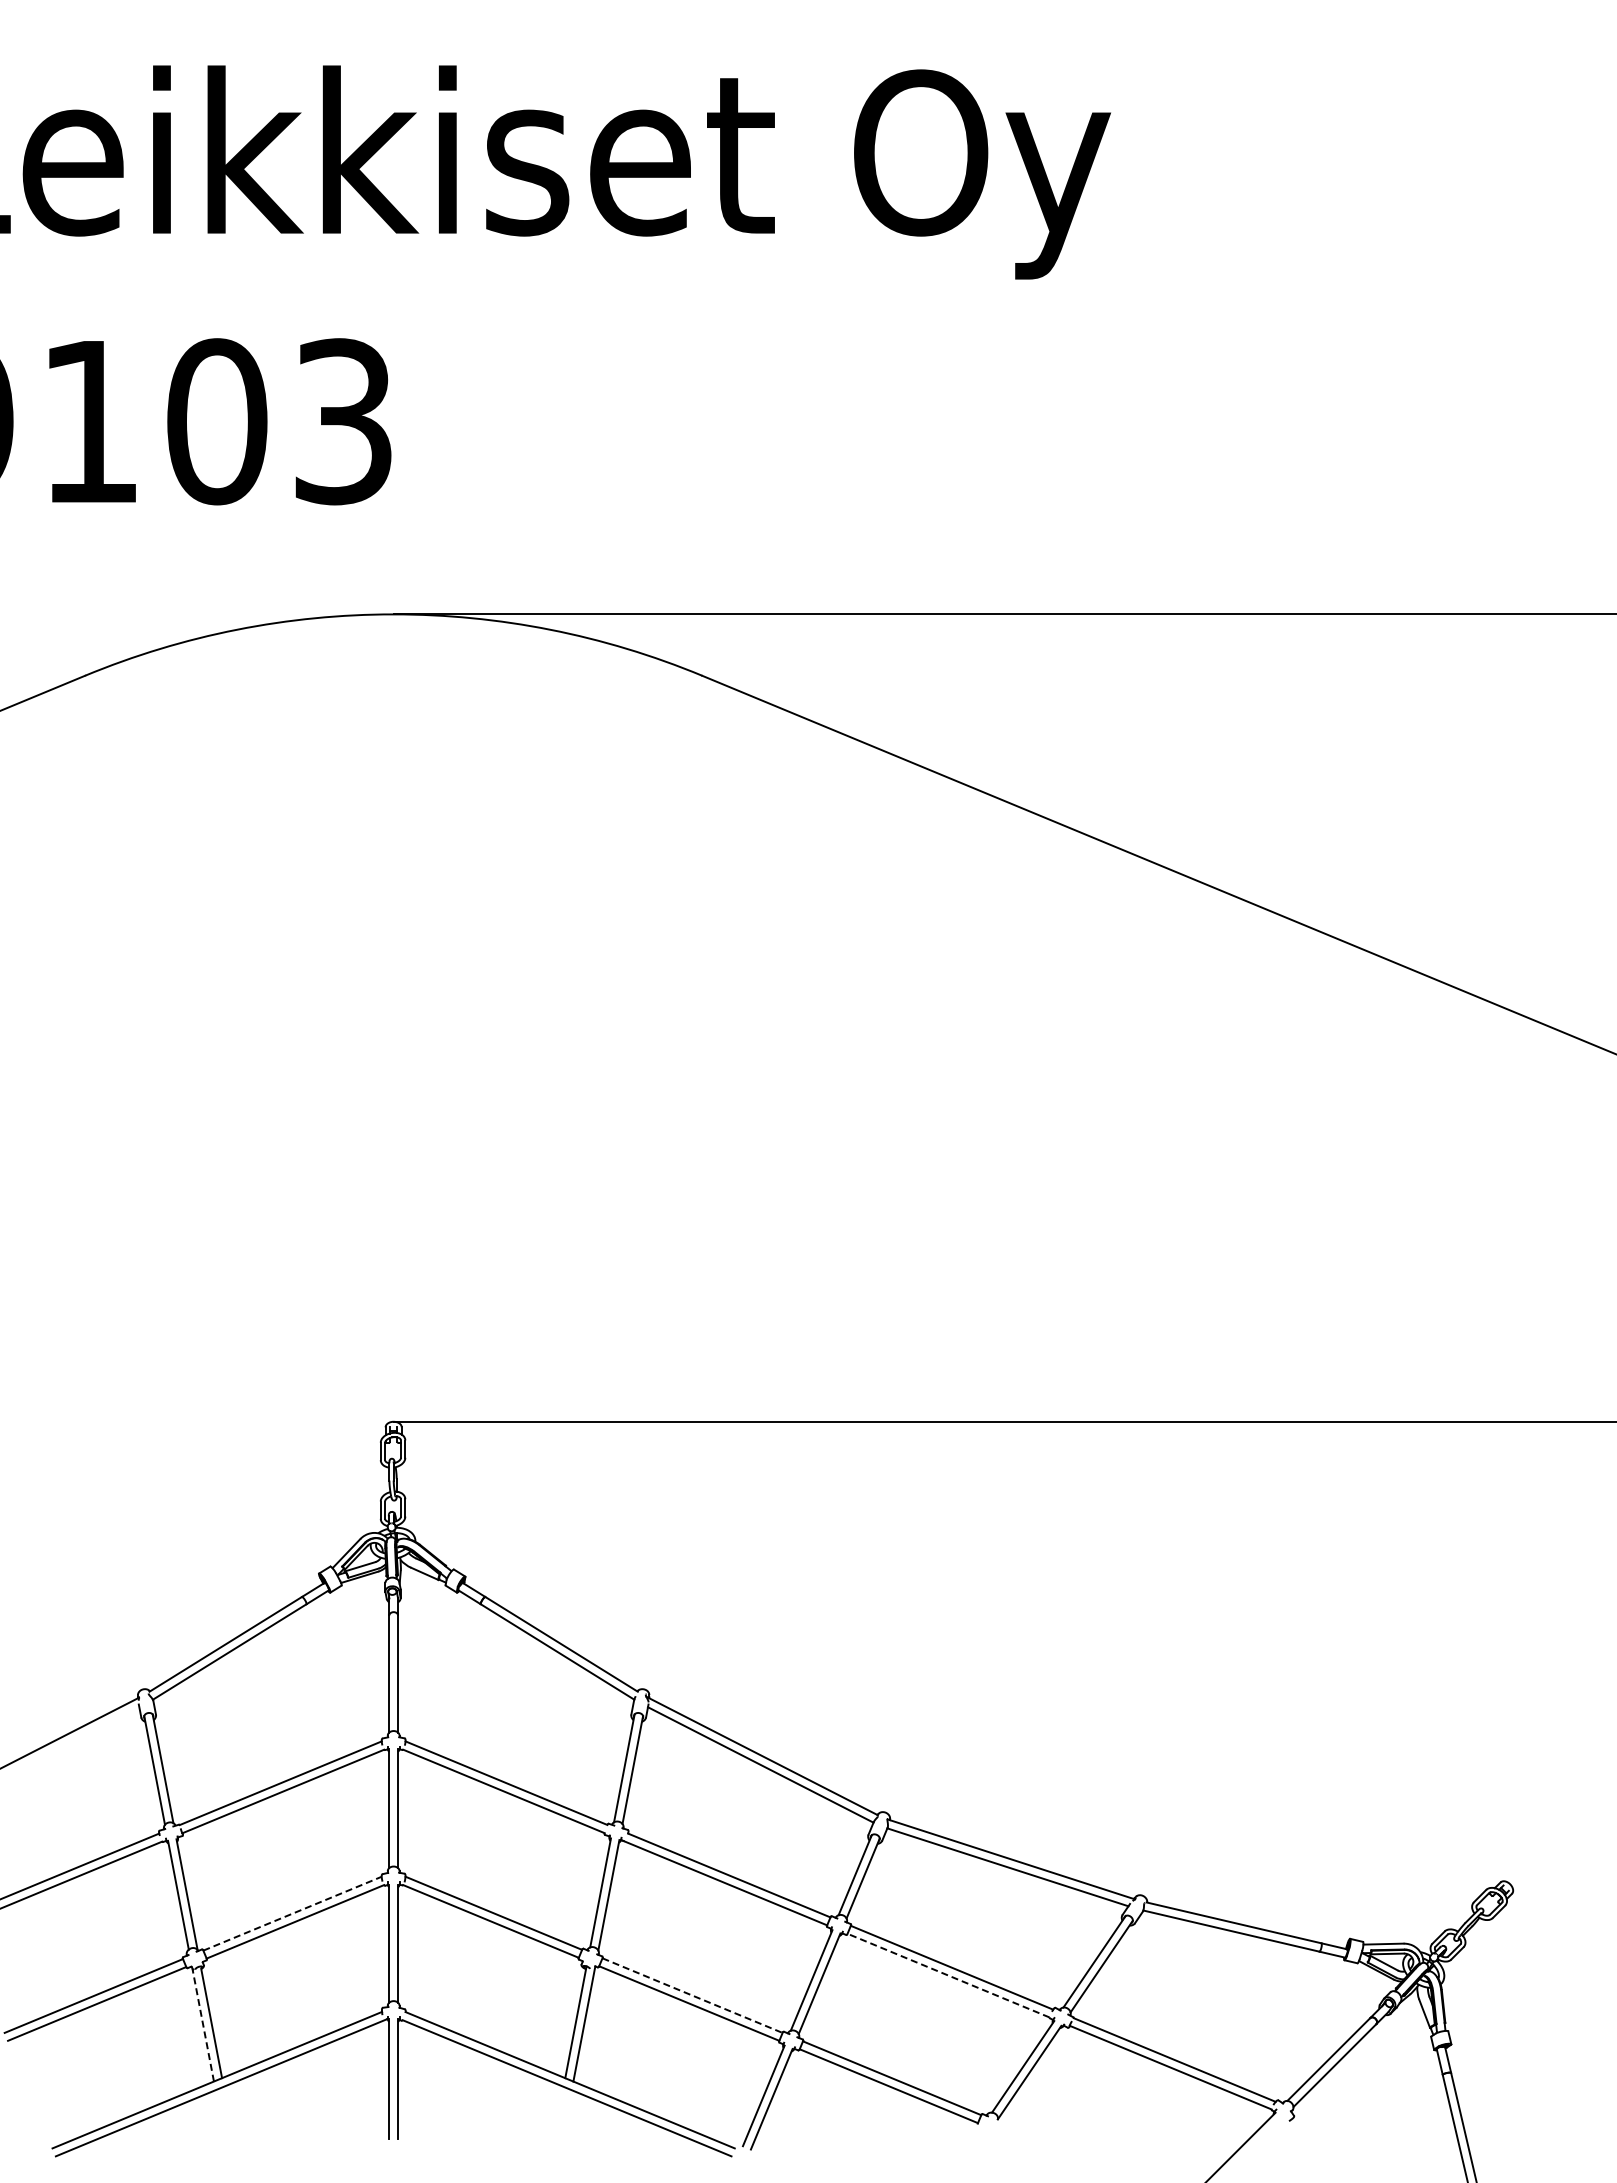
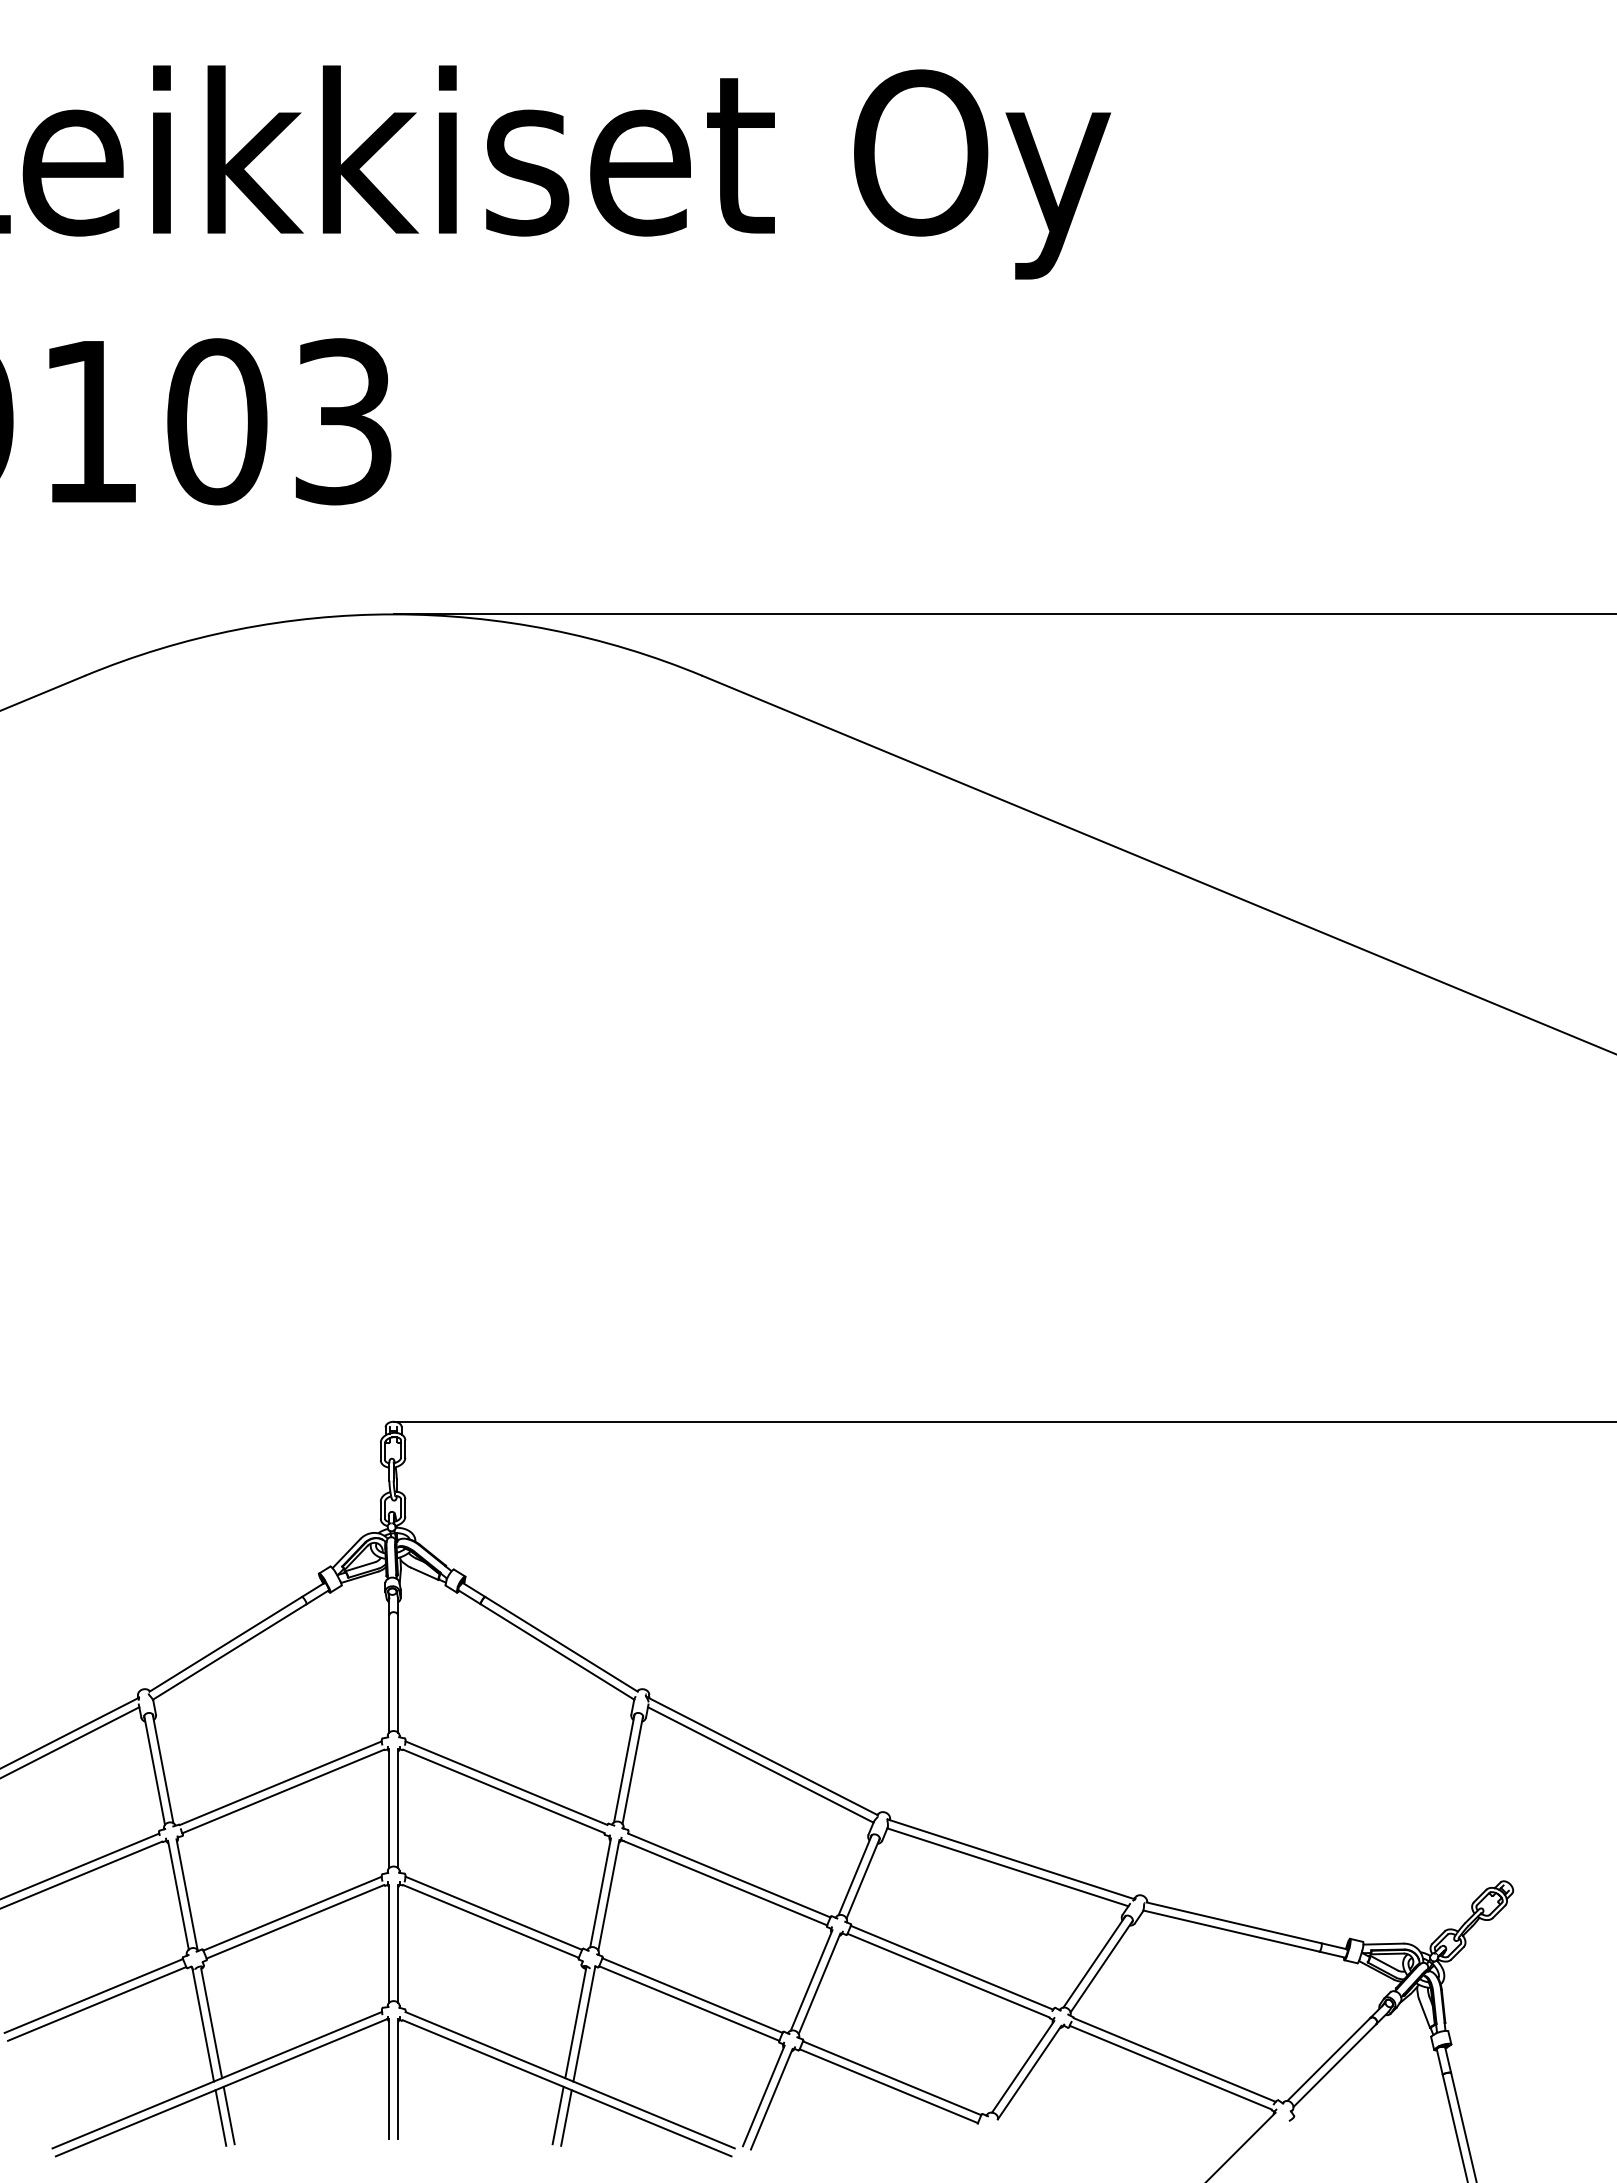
line: none -> present (70, 1742)
line: dashed -> solid (292, 1913)
line: dashed -> solid (948, 1975)
line: dashed -> solid (693, 1995)
line: dashed -> solid (203, 2024)
line: none -> present (228, 2115)
line: none -> present (557, 2115)
line: none -> present (220, 2117)
line: none -> present (566, 2117)
